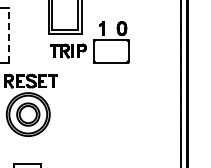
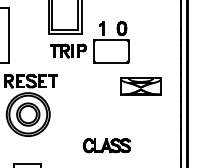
line: dashed -> solid (8, 35)
part: none -> present (140, 86)
part: none -> present (106, 145)
